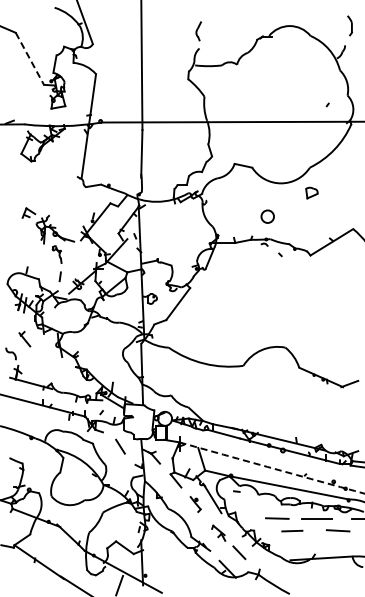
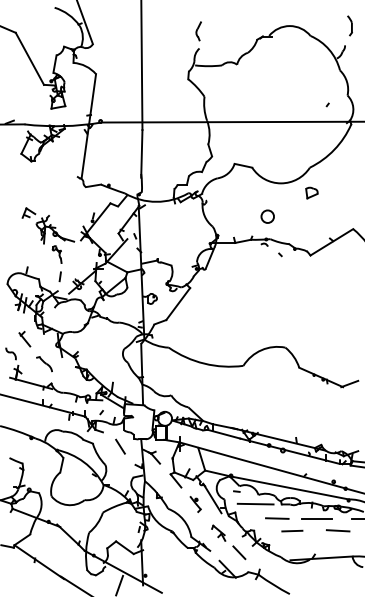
line: dashed -> solid (29, 58)
part: none -> present (44, 364)
arc: dashed -> solid (272, 468)
line: none -> present (255, 503)
